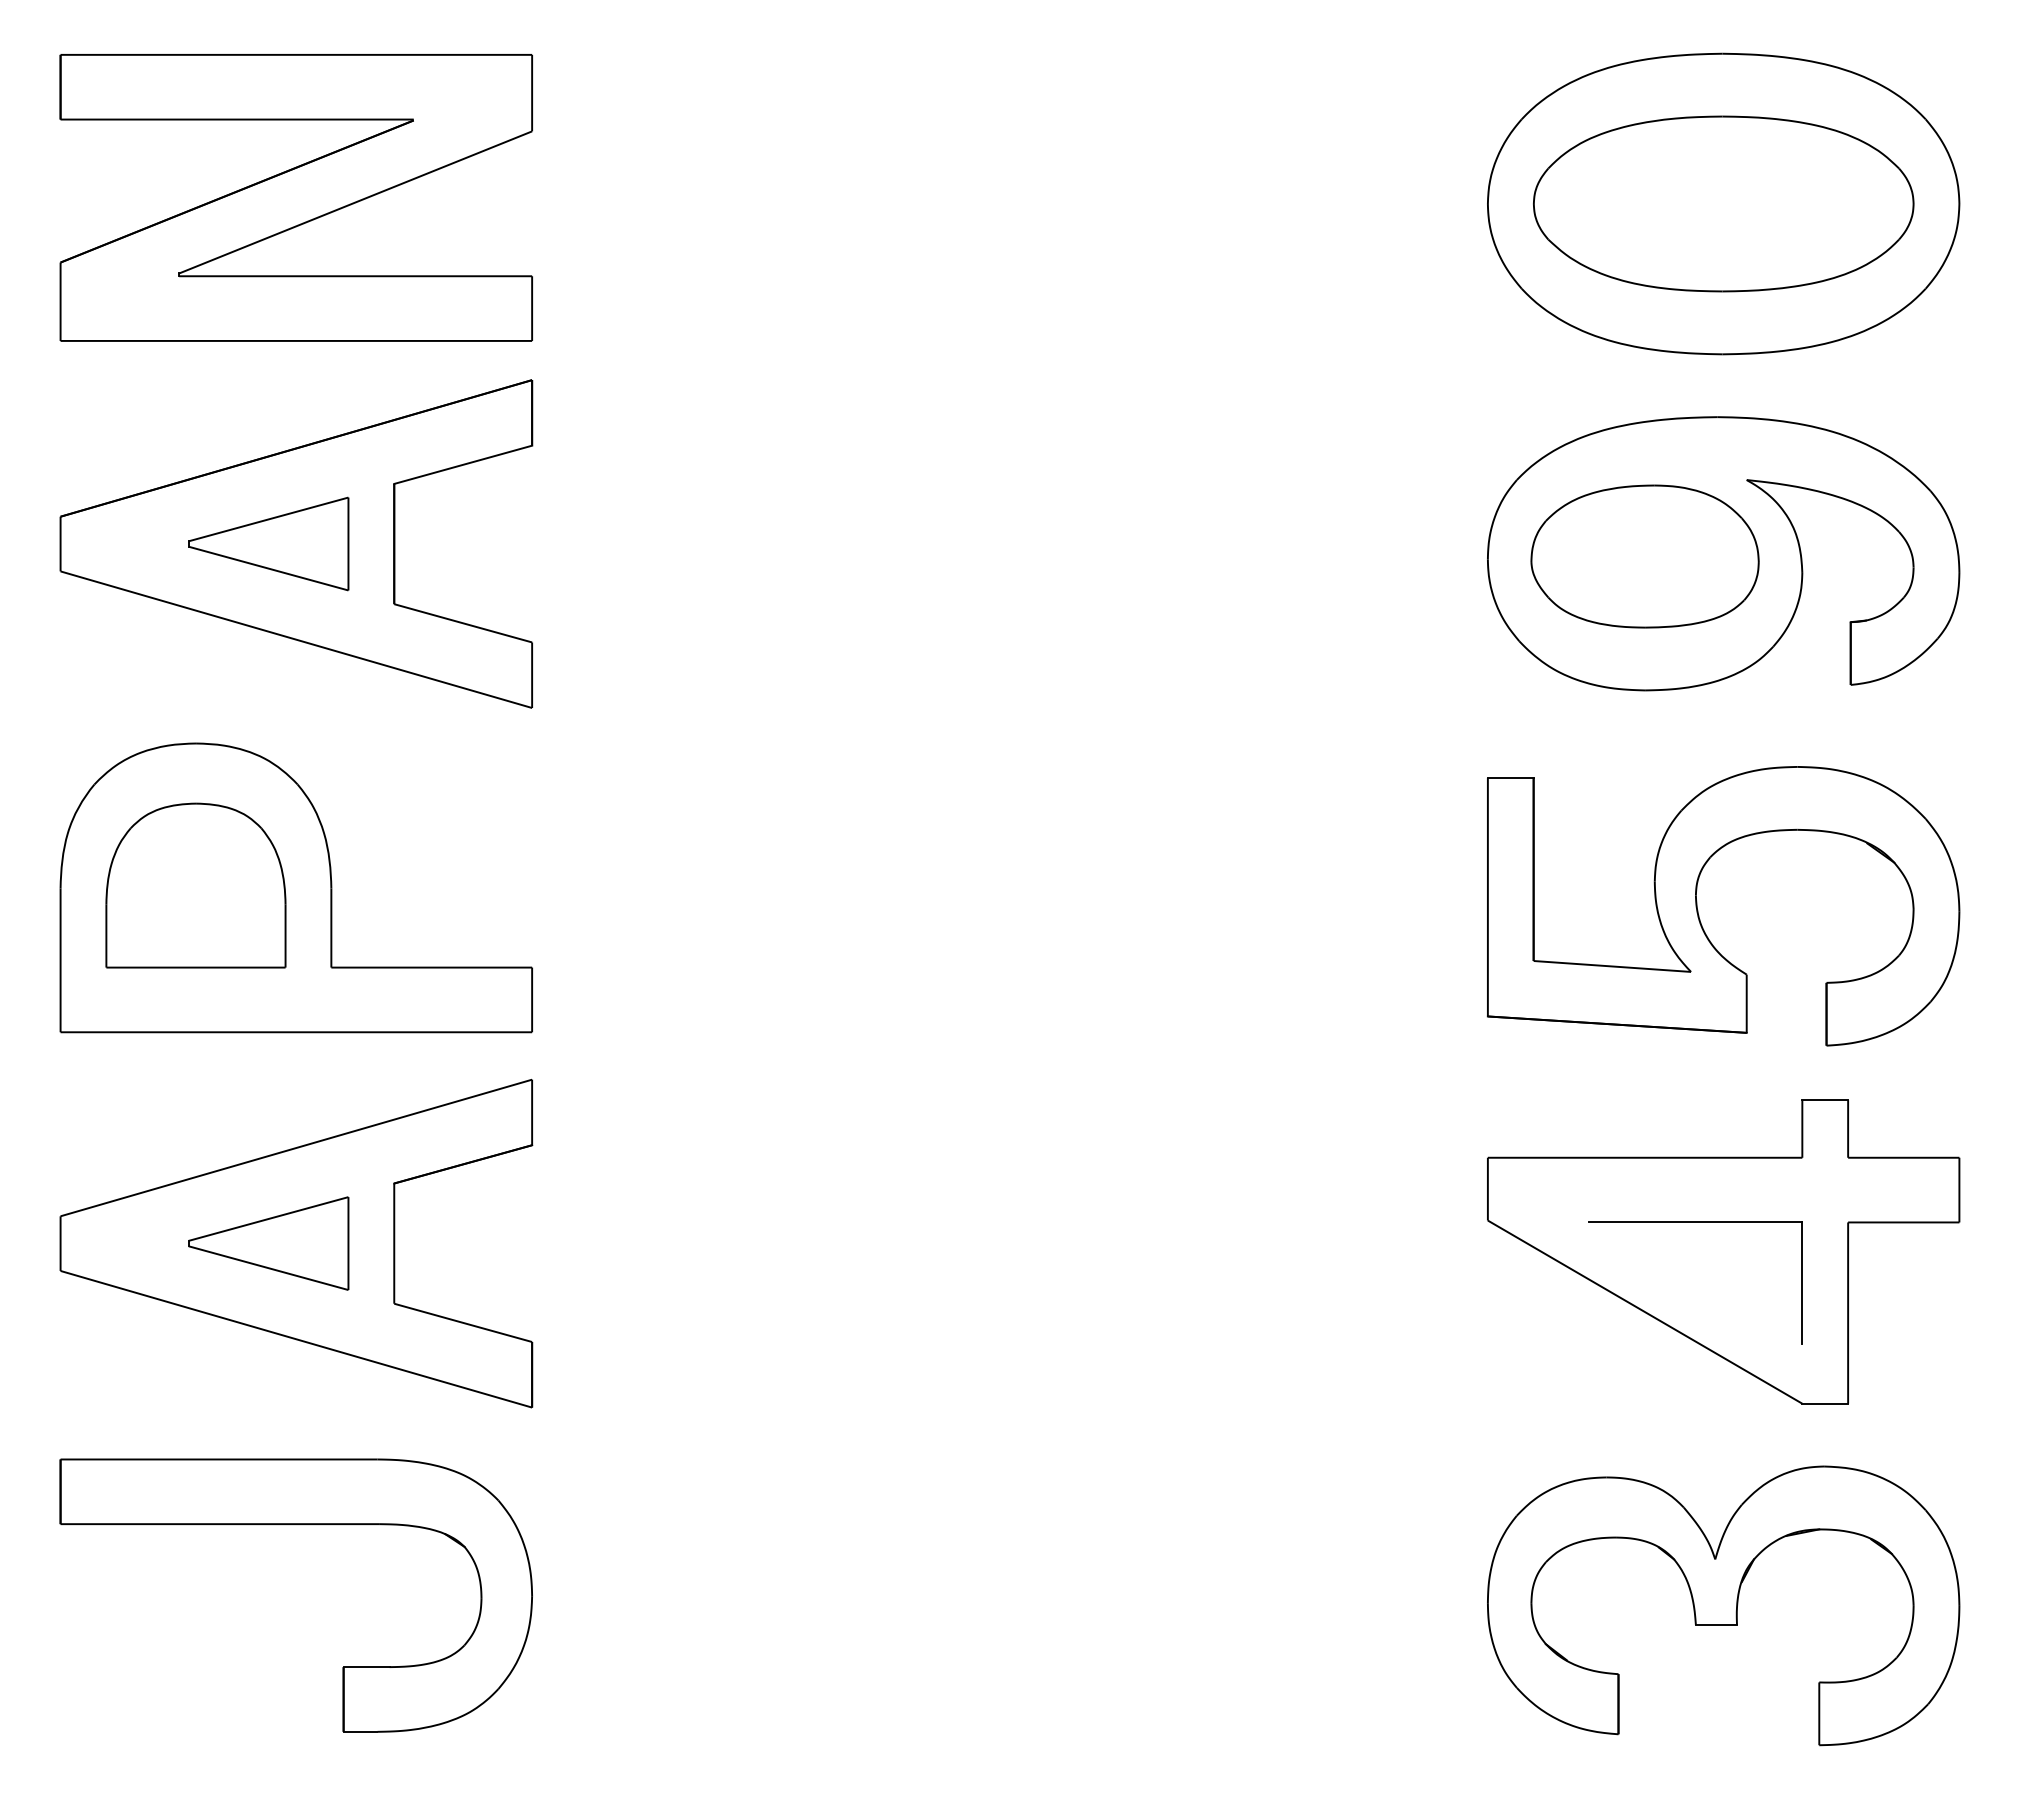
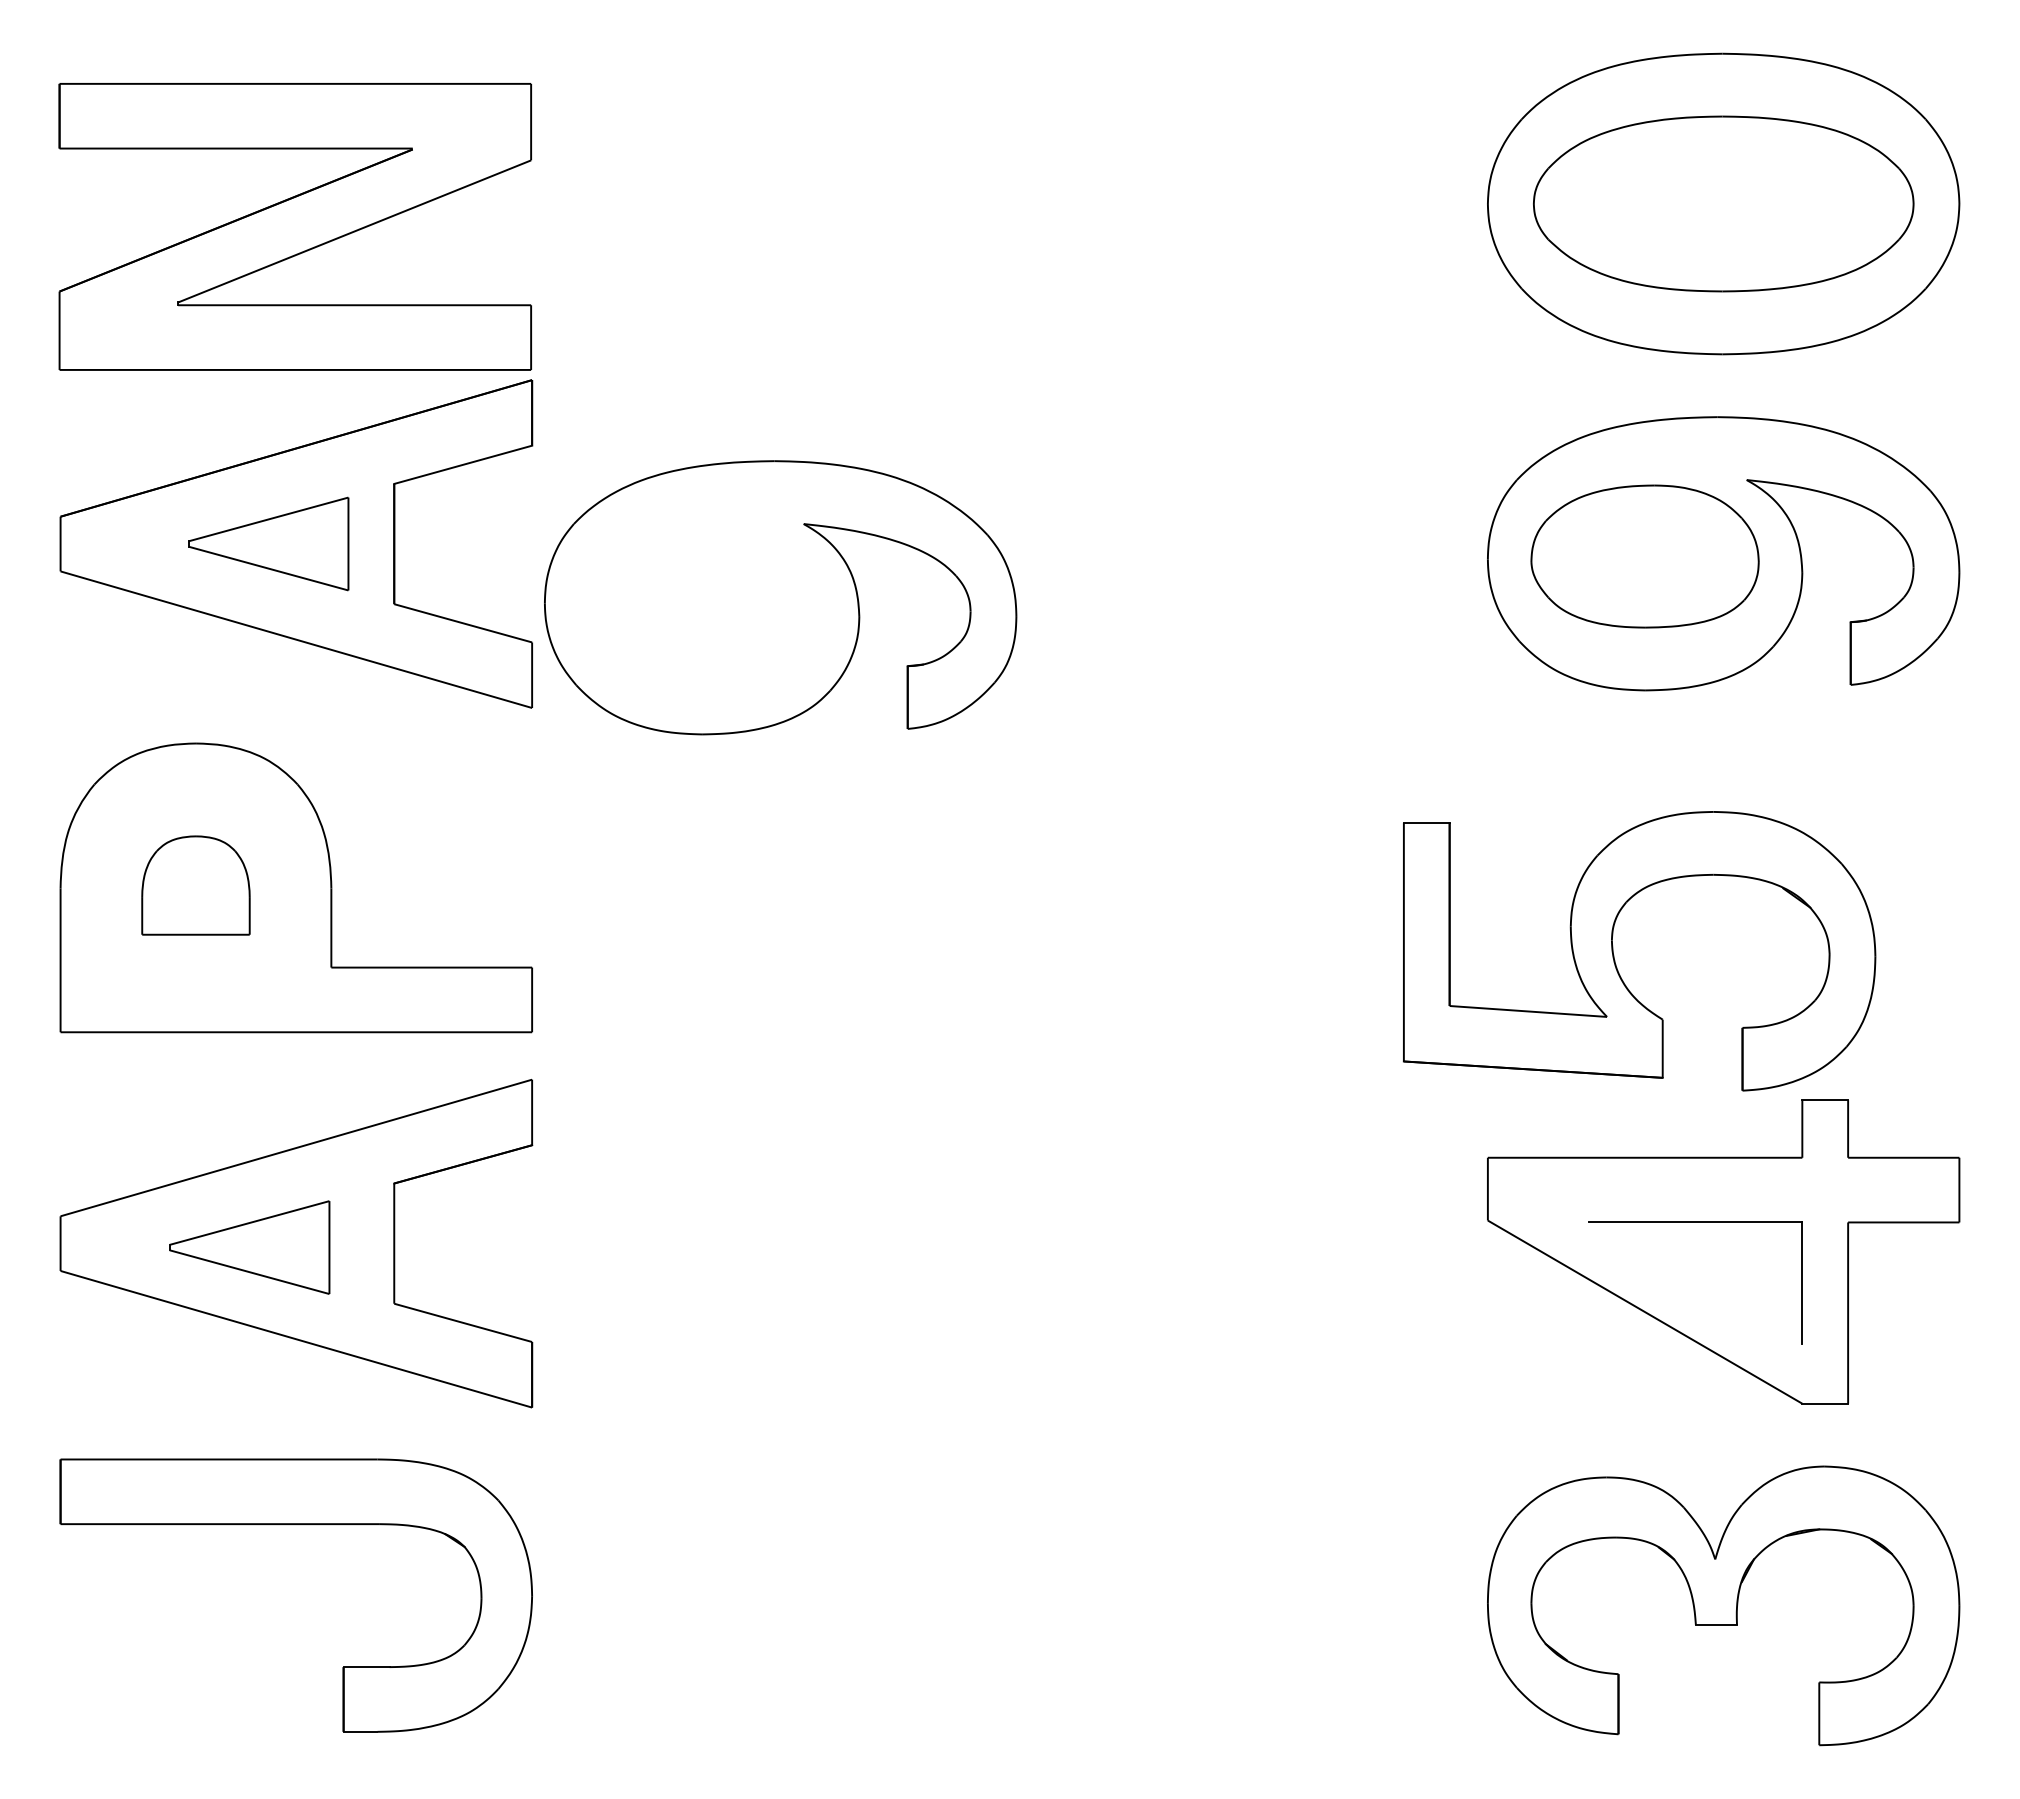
part position: (295, 197) -> (294, 226) (294, 226)
part: none -> present (780, 597)
part size: 182x167 px -> 110x101 px (195, 885)
part position: (1698, 910) -> (1614, 955) (1614, 955)
part position: (268, 1243) -> (249, 1247) (249, 1247)
